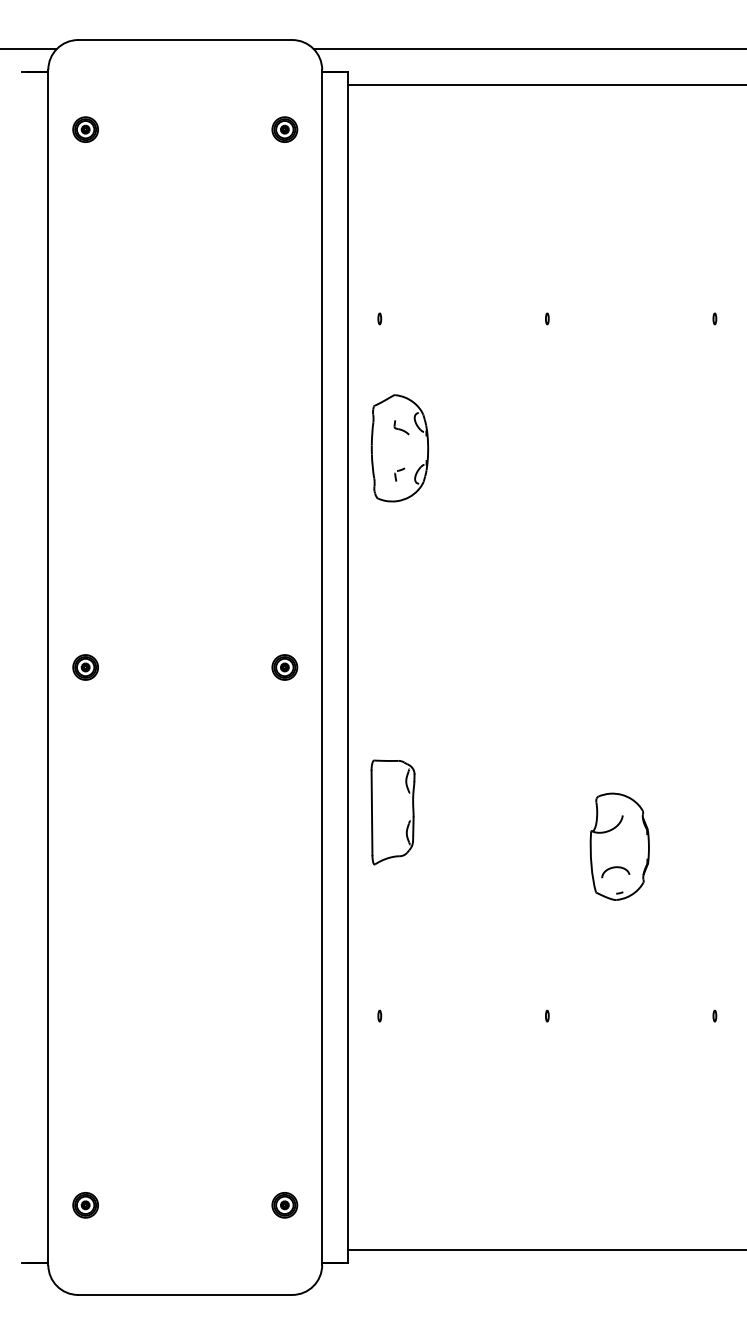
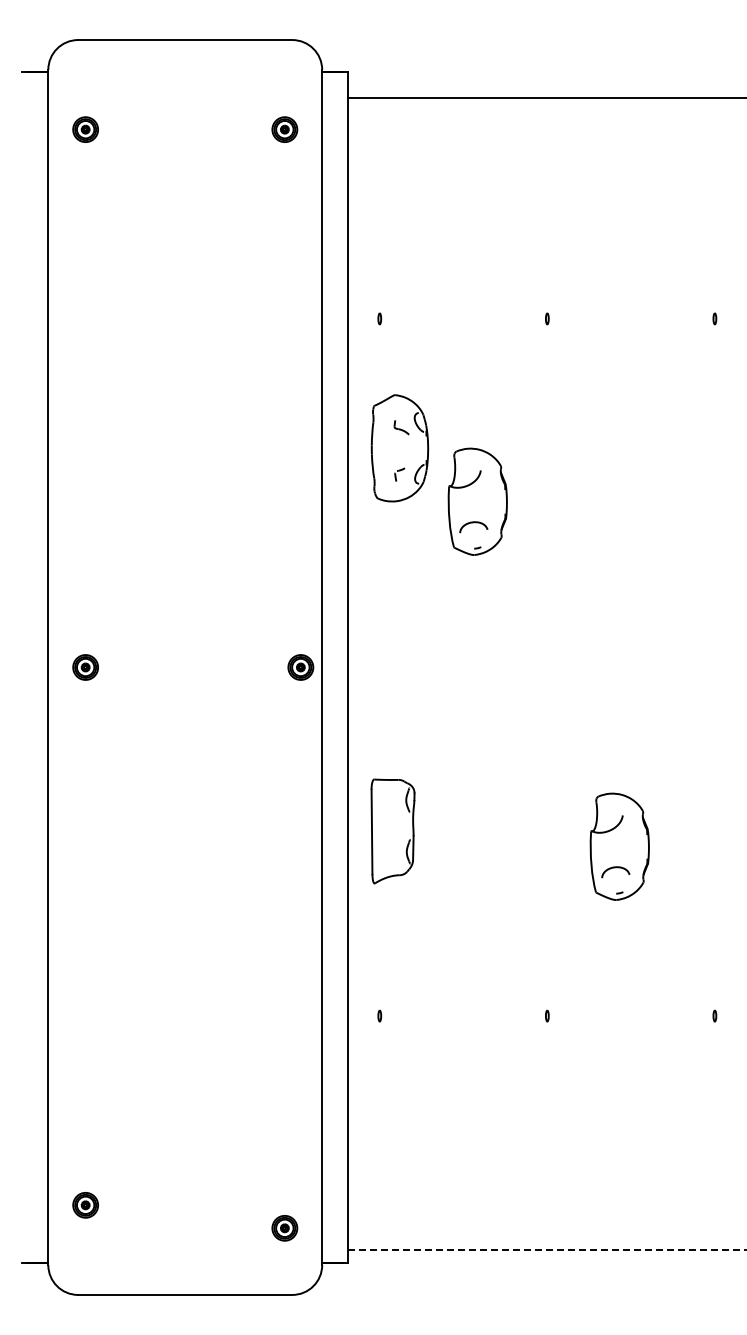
line: present -> none (29, 49)
line: present -> none (528, 49)
line position: (545, 84) -> (545, 97) (545, 97)
part: none -> present (477, 501)
part position: (284, 667) -> (300, 667) (300, 667)
part position: (392, 812) -> (392, 831) (392, 831)
part position: (284, 1205) -> (284, 1228) (284, 1228)
line: solid -> dashed (547, 1250)
